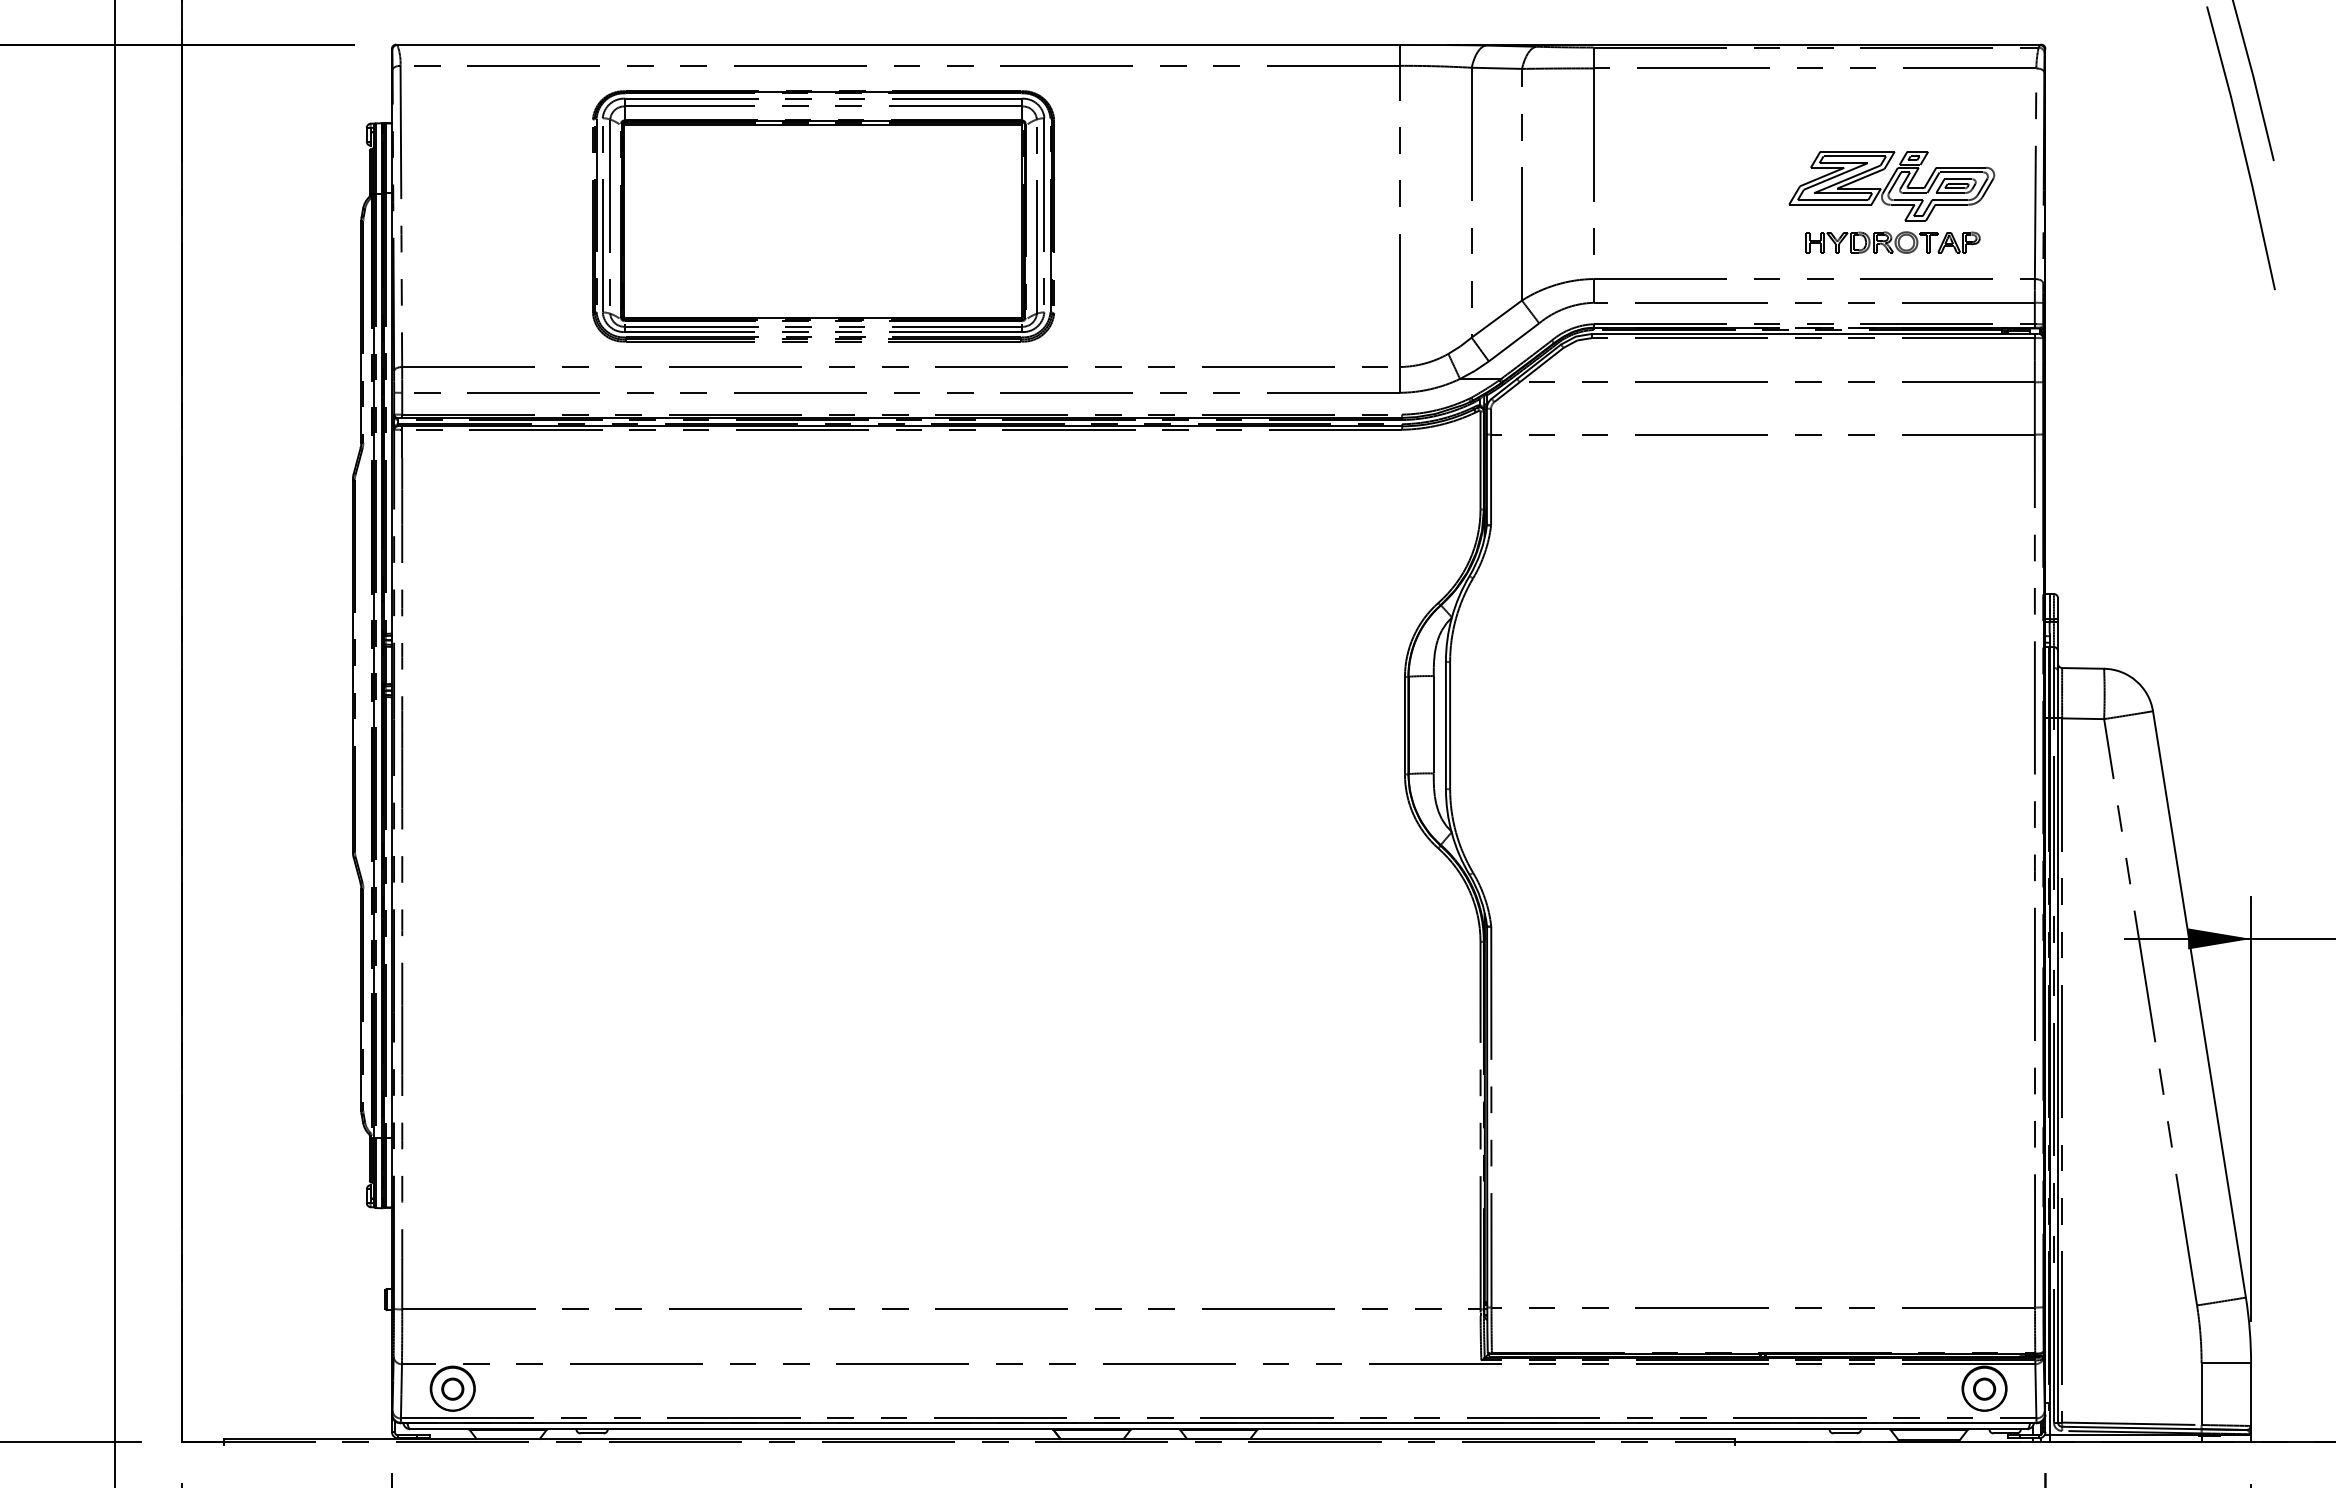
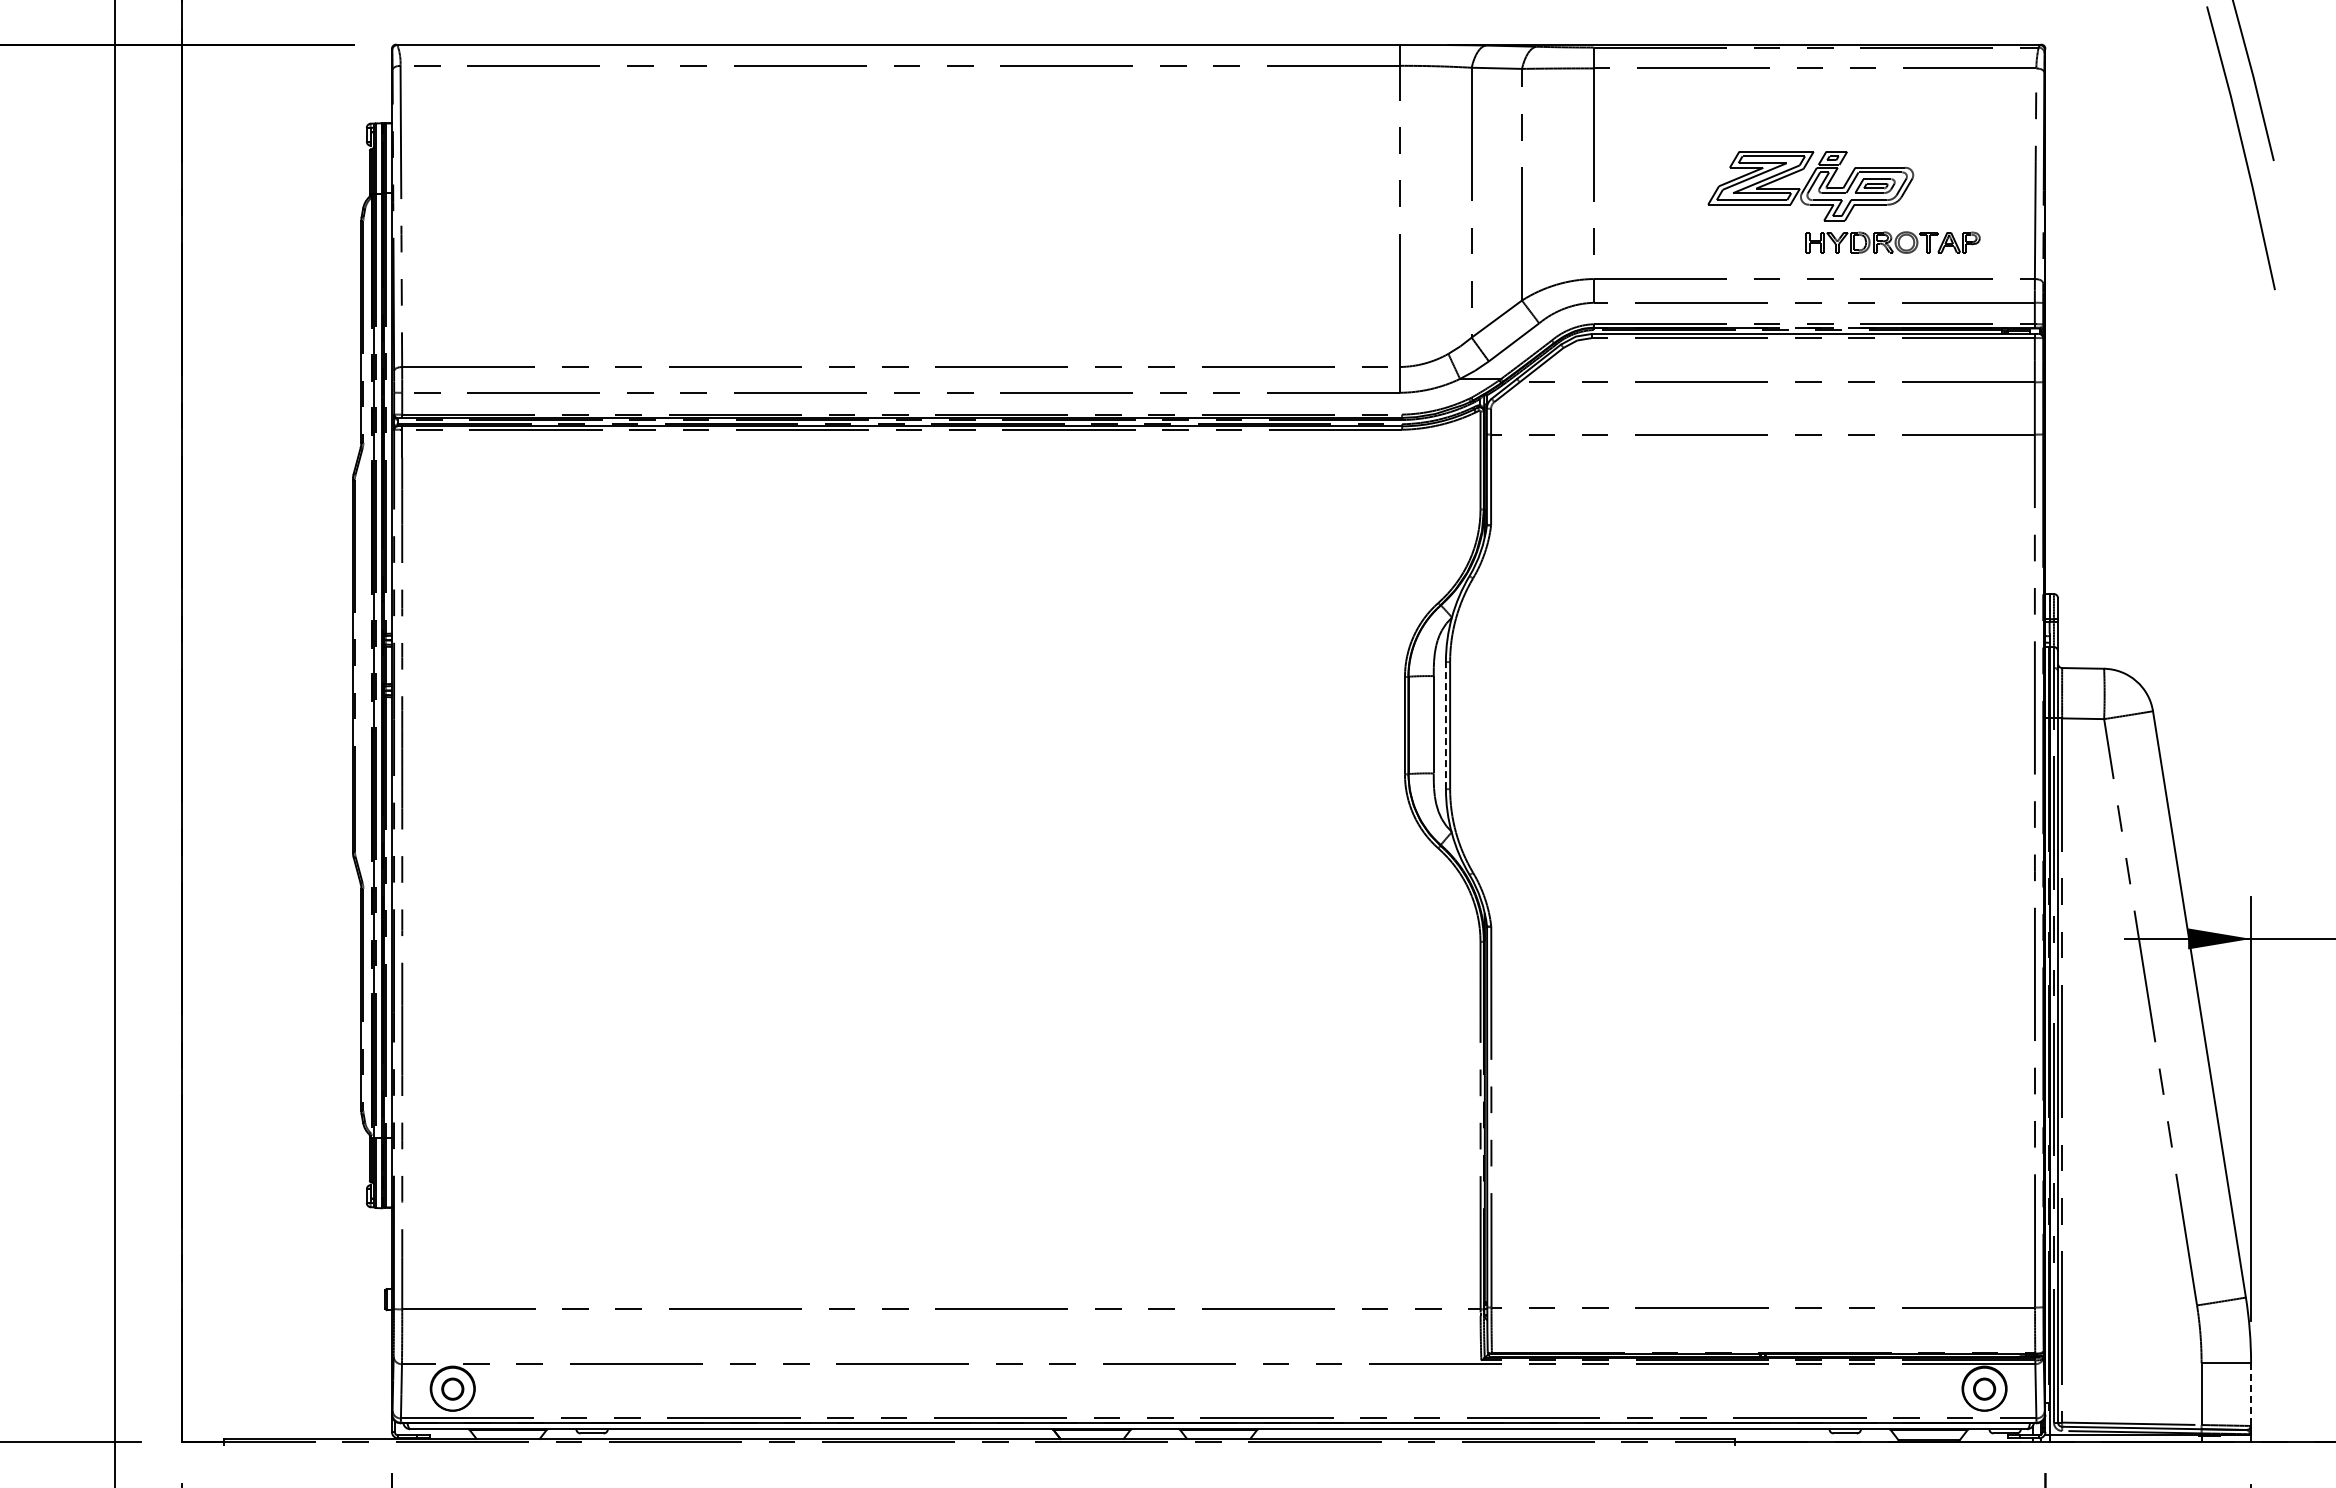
part position: (1891, 186) -> (1810, 186) (1810, 186)
part: present -> none (823, 216)
line: solid -> dashed (1445, 725)
line: solid -> dashed (2251, 1395)
